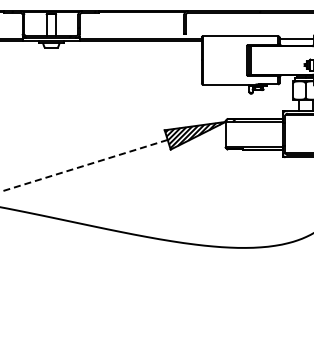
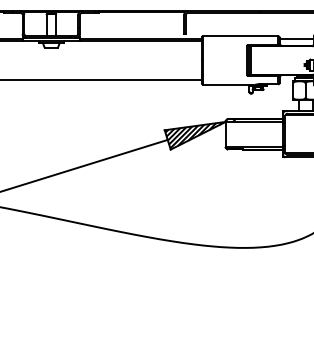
line: none -> present (101, 79)
line: dashed -> solid (83, 166)
